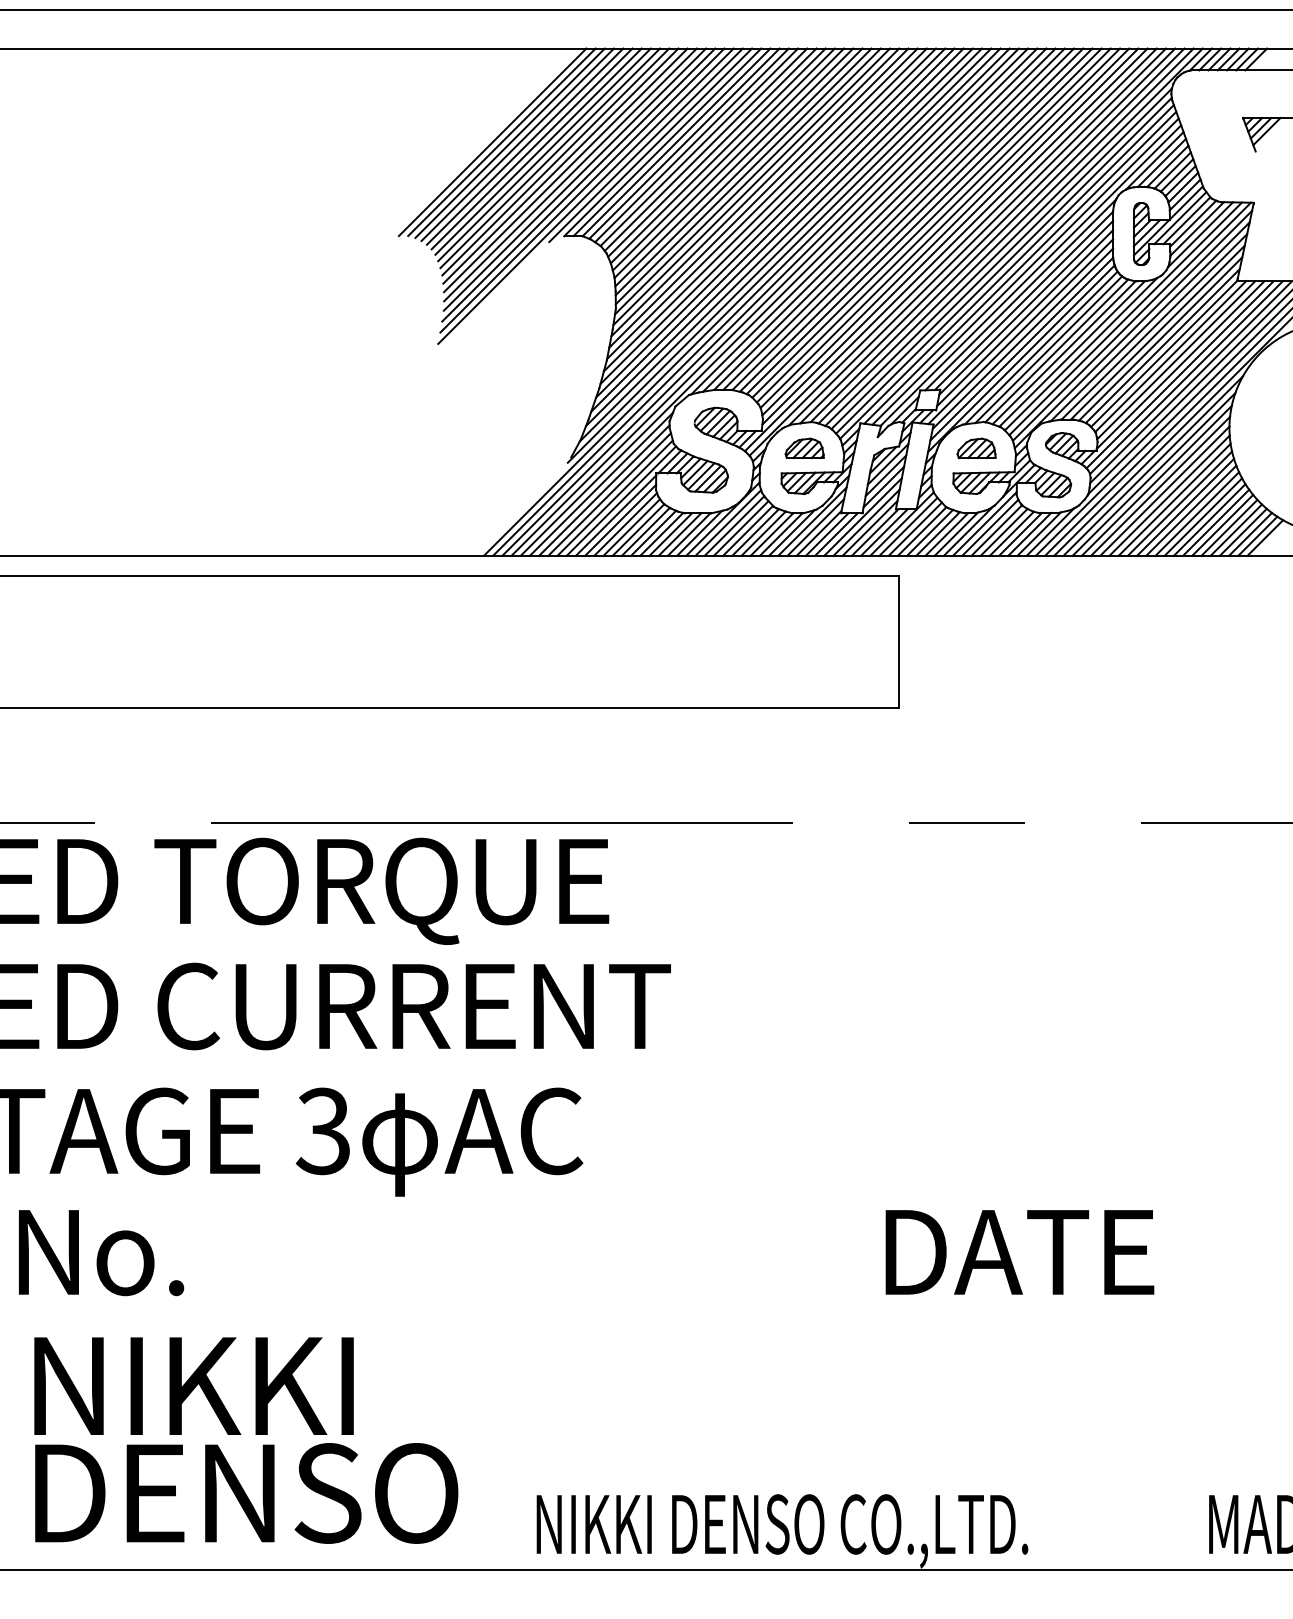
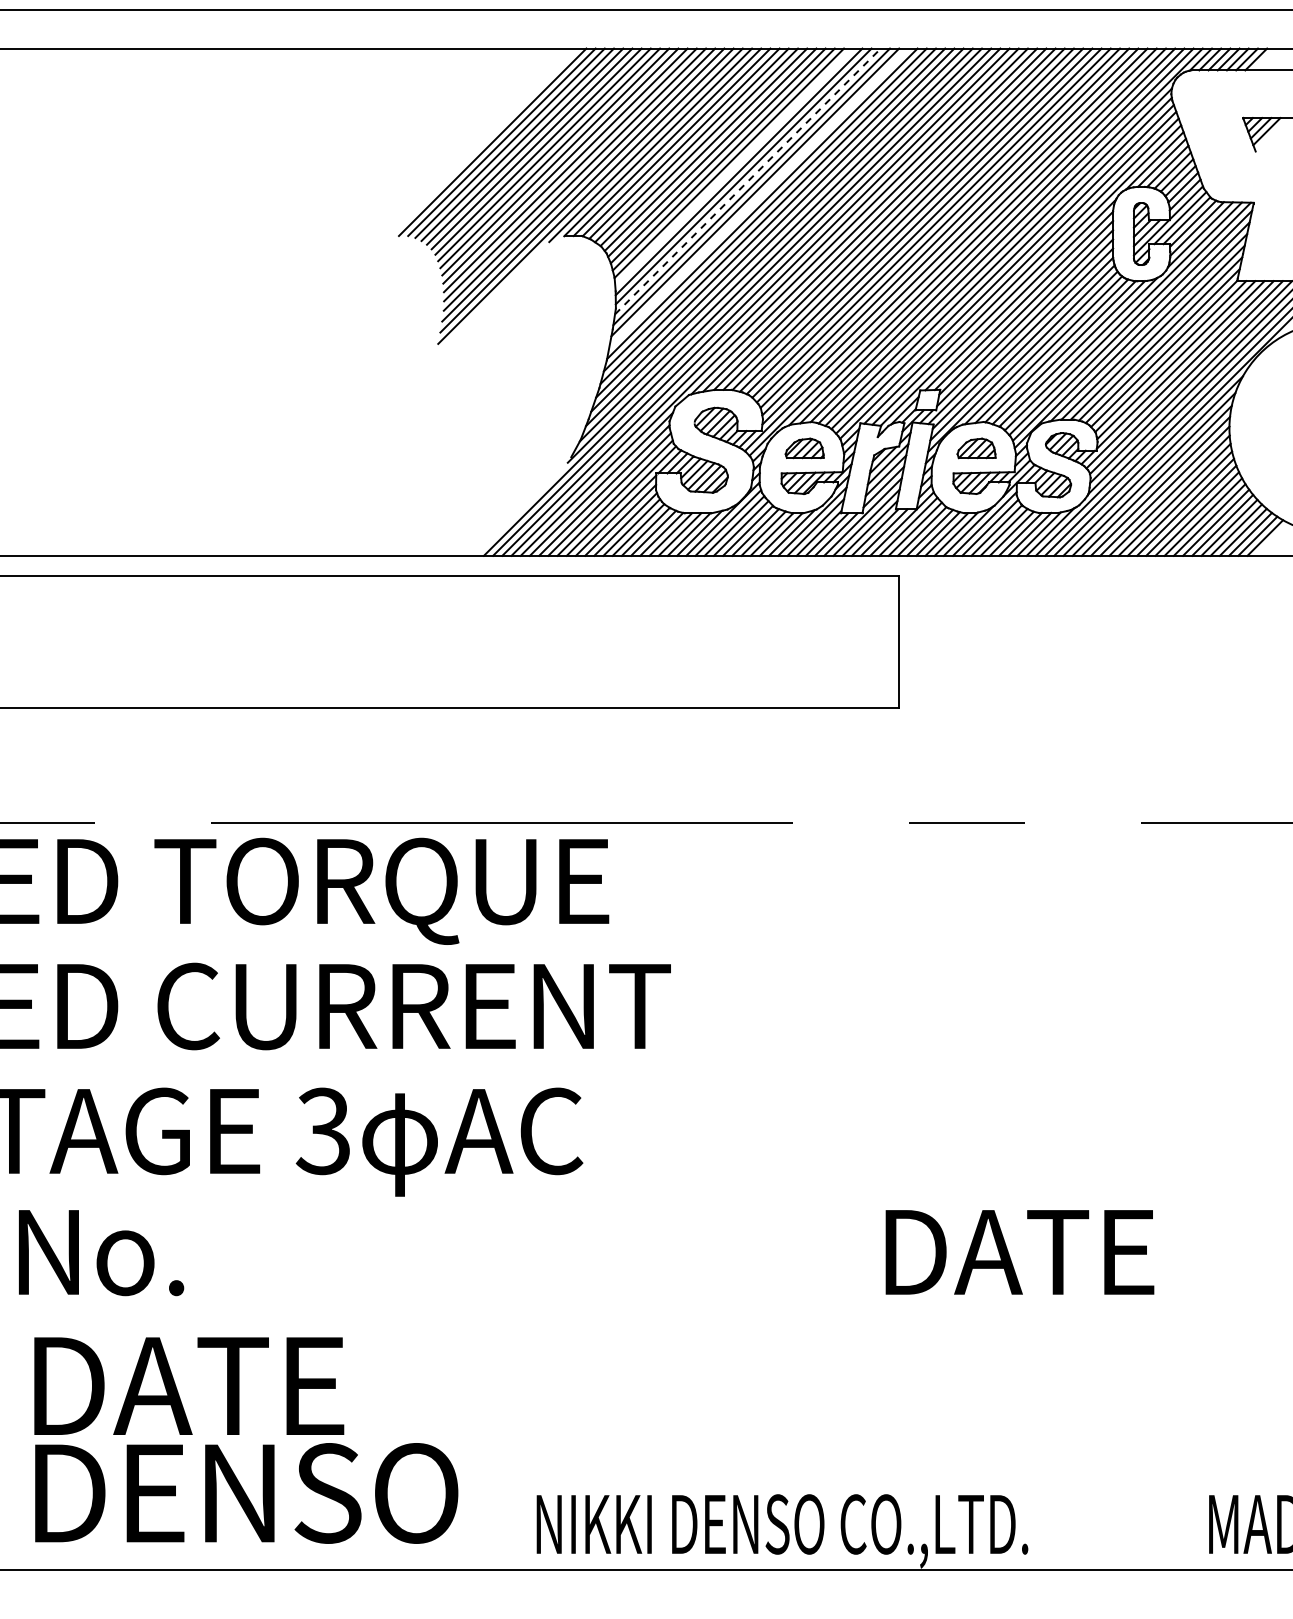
line: present -> none (734, 167)
line: solid -> dashed (747, 181)
line: present -> none (758, 197)
text: NIKKI -> DATE (198, 1385)
